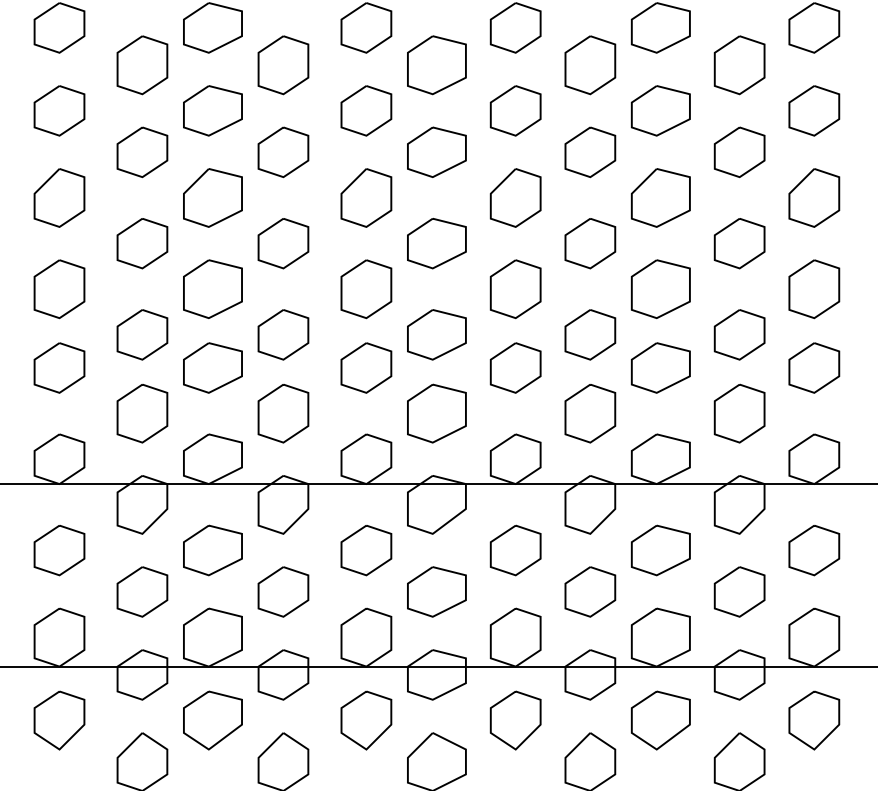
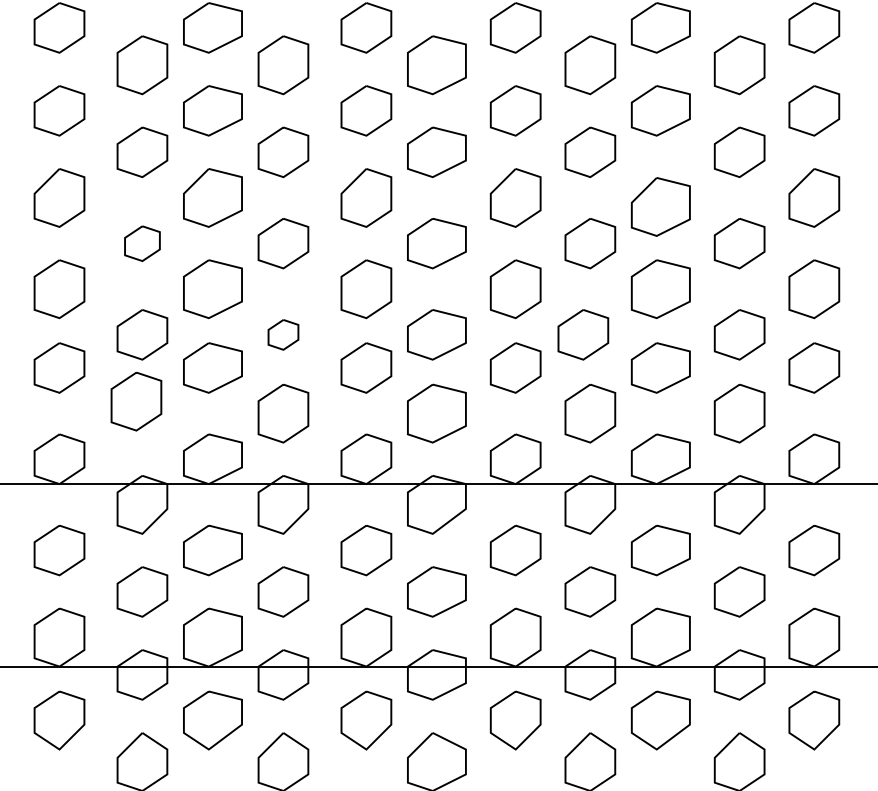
part position: (660, 197) -> (660, 206) (660, 206)
part size: 53x52 px -> 37x37 px (142, 243)
part size: 53x52 px -> 33x32 px (283, 334)
part position: (590, 334) -> (583, 334) (583, 334)
part position: (142, 413) -> (136, 401) (136, 401)
